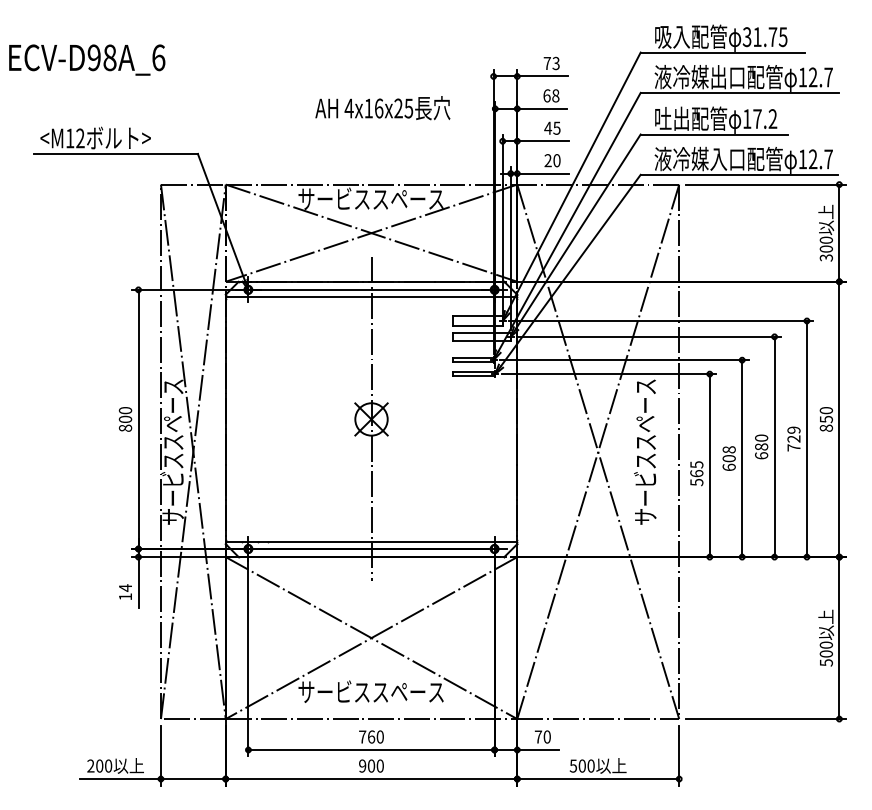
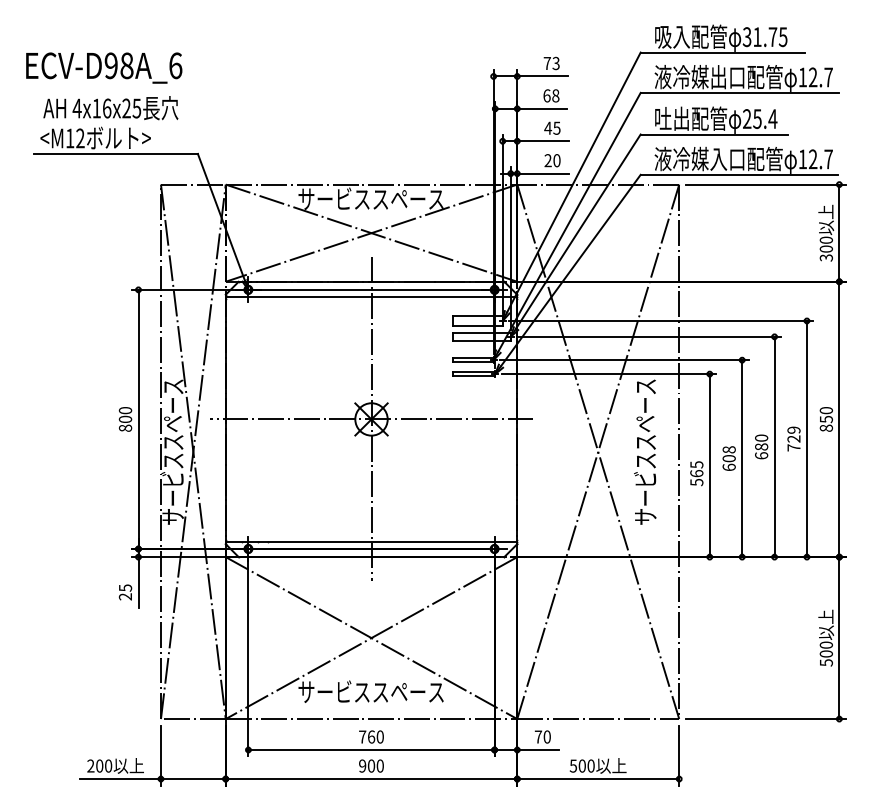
text position: (87, 59) -> (104, 67) (104, 67)
text position: (382, 108) -> (110, 108) (110, 108)
text: 17.2 -> 25.4 (760, 119)
line: none -> present (371, 419)
text: 14 -> 25 (125, 592)
